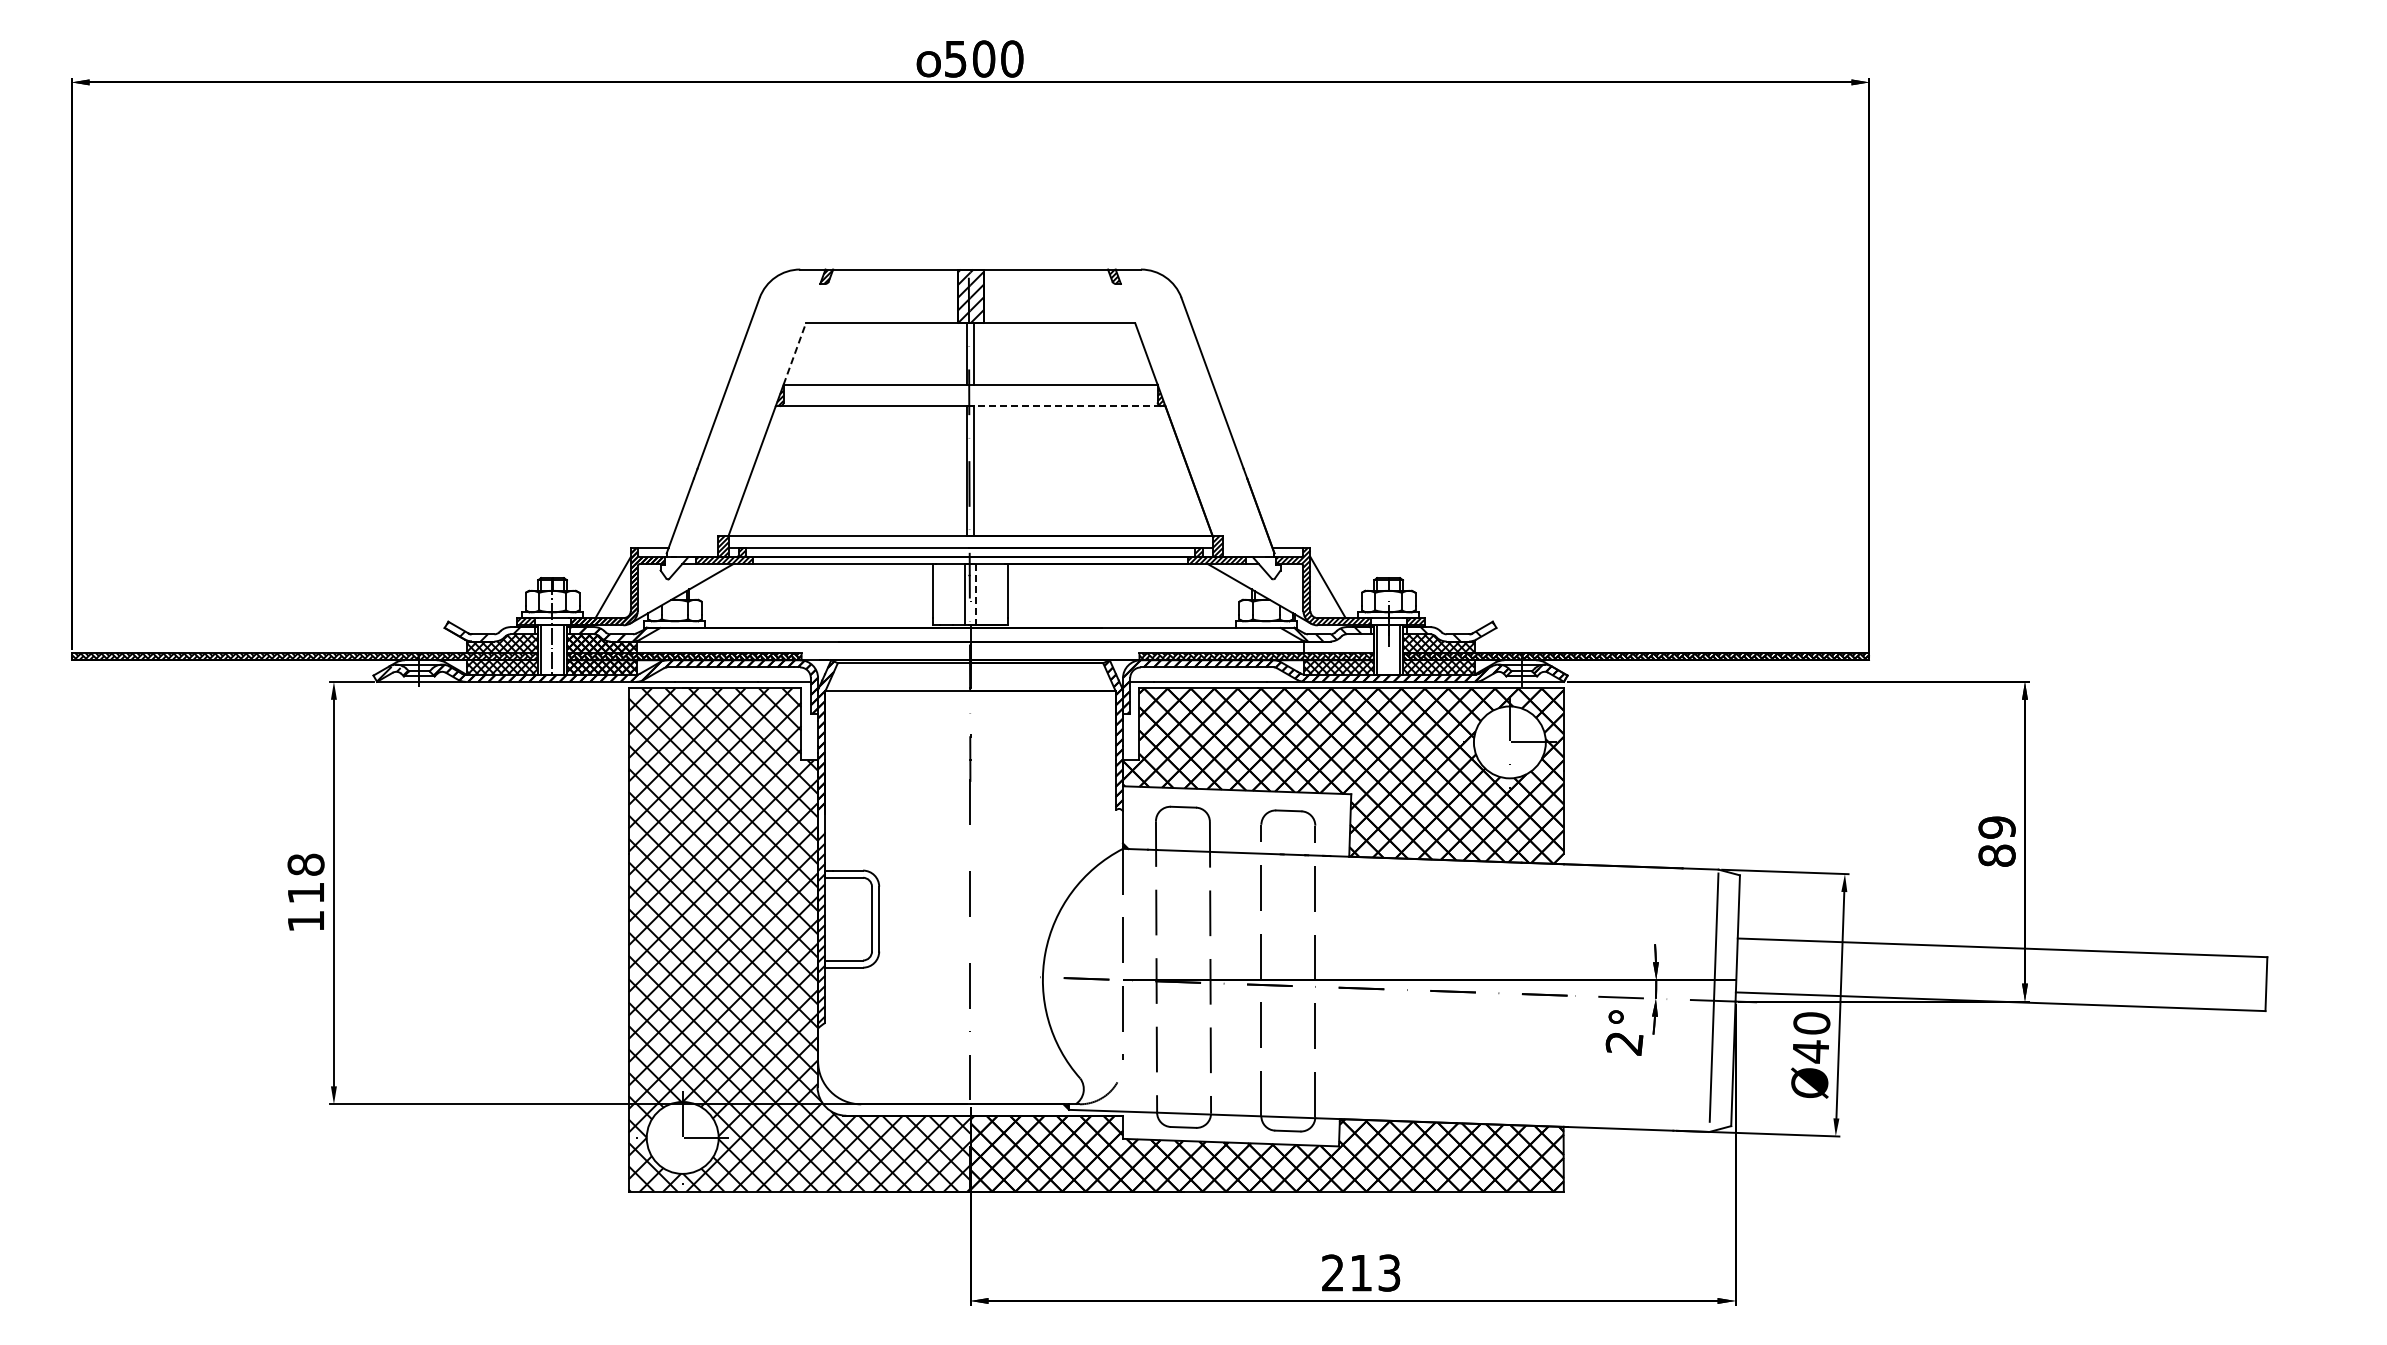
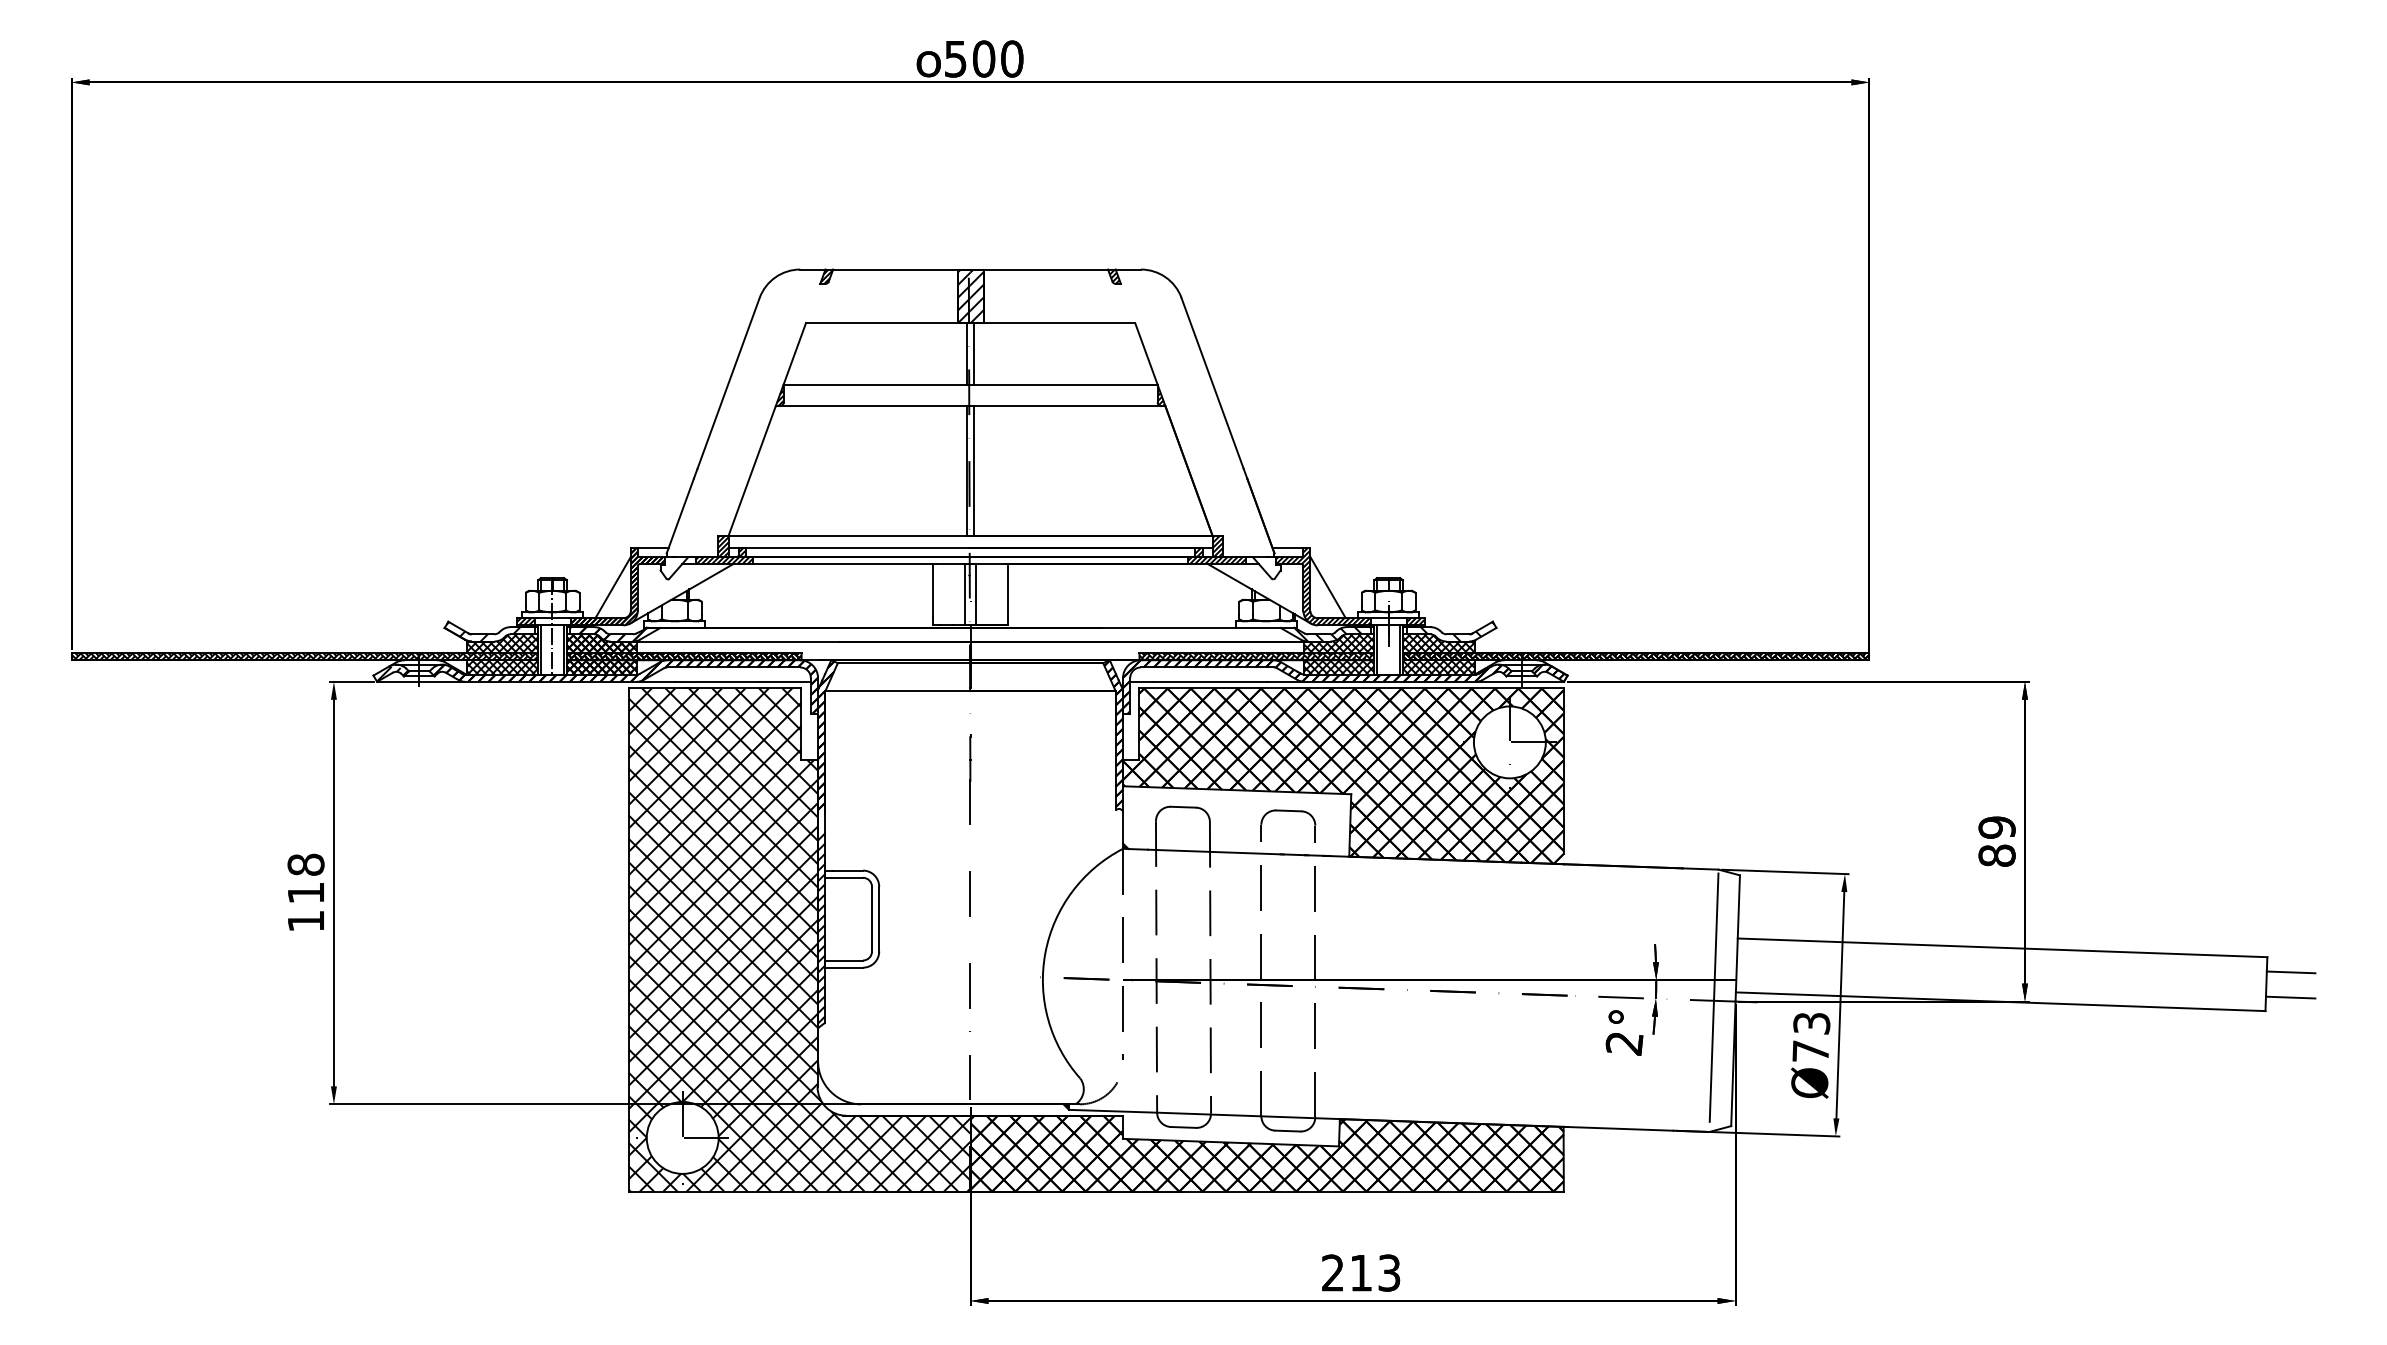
line: dashed -> solid (794, 354)
line: dashed -> solid (1067, 406)
line: dashed -> solid (975, 594)
hatch: none -> present (1338, 643)
line: none -> present (2290, 972)
line: none -> present (2290, 997)
text: Ø40 -> Ø73 (1811, 1037)
